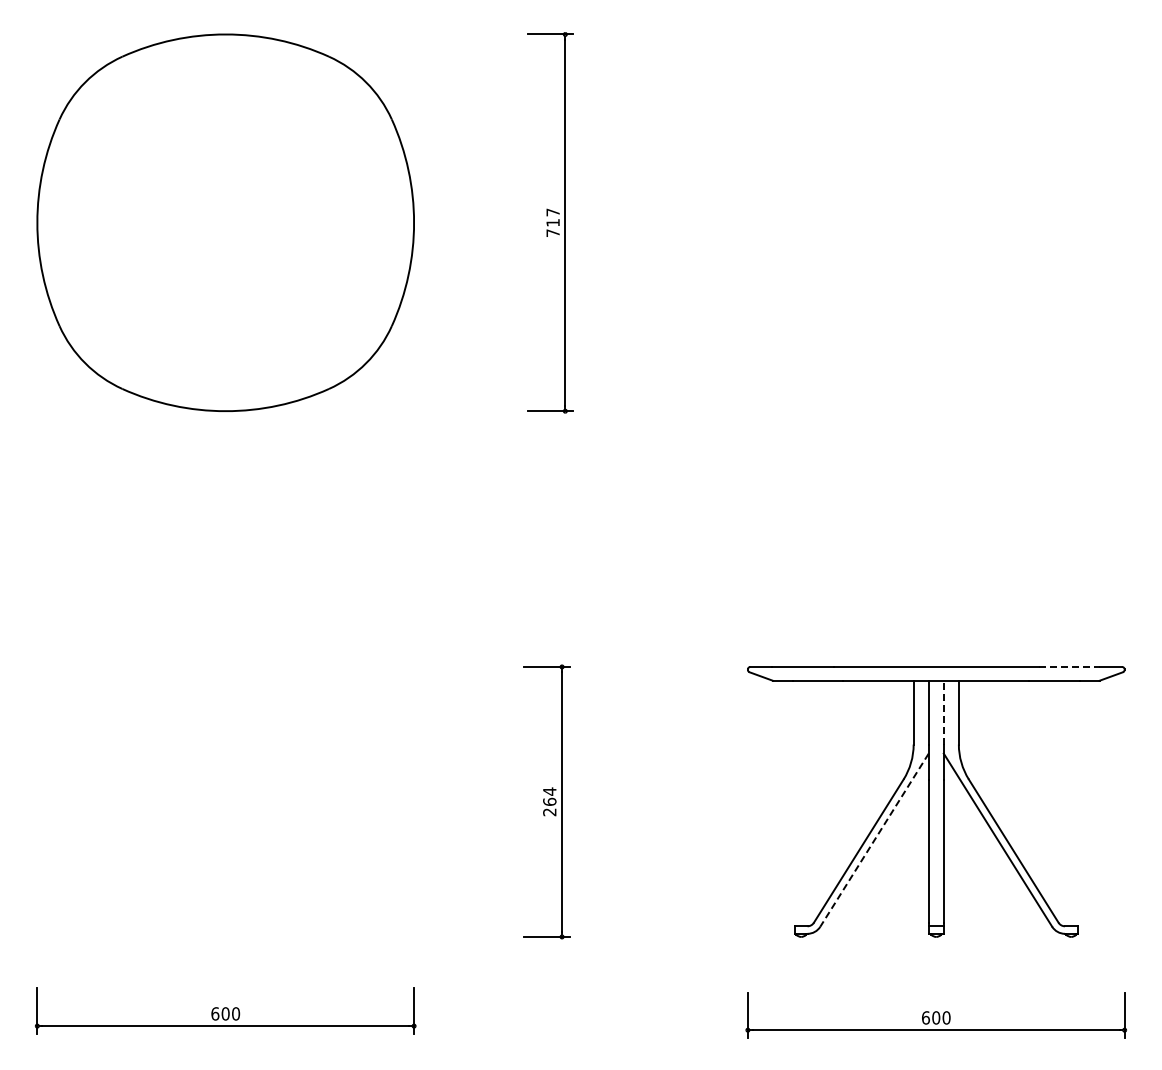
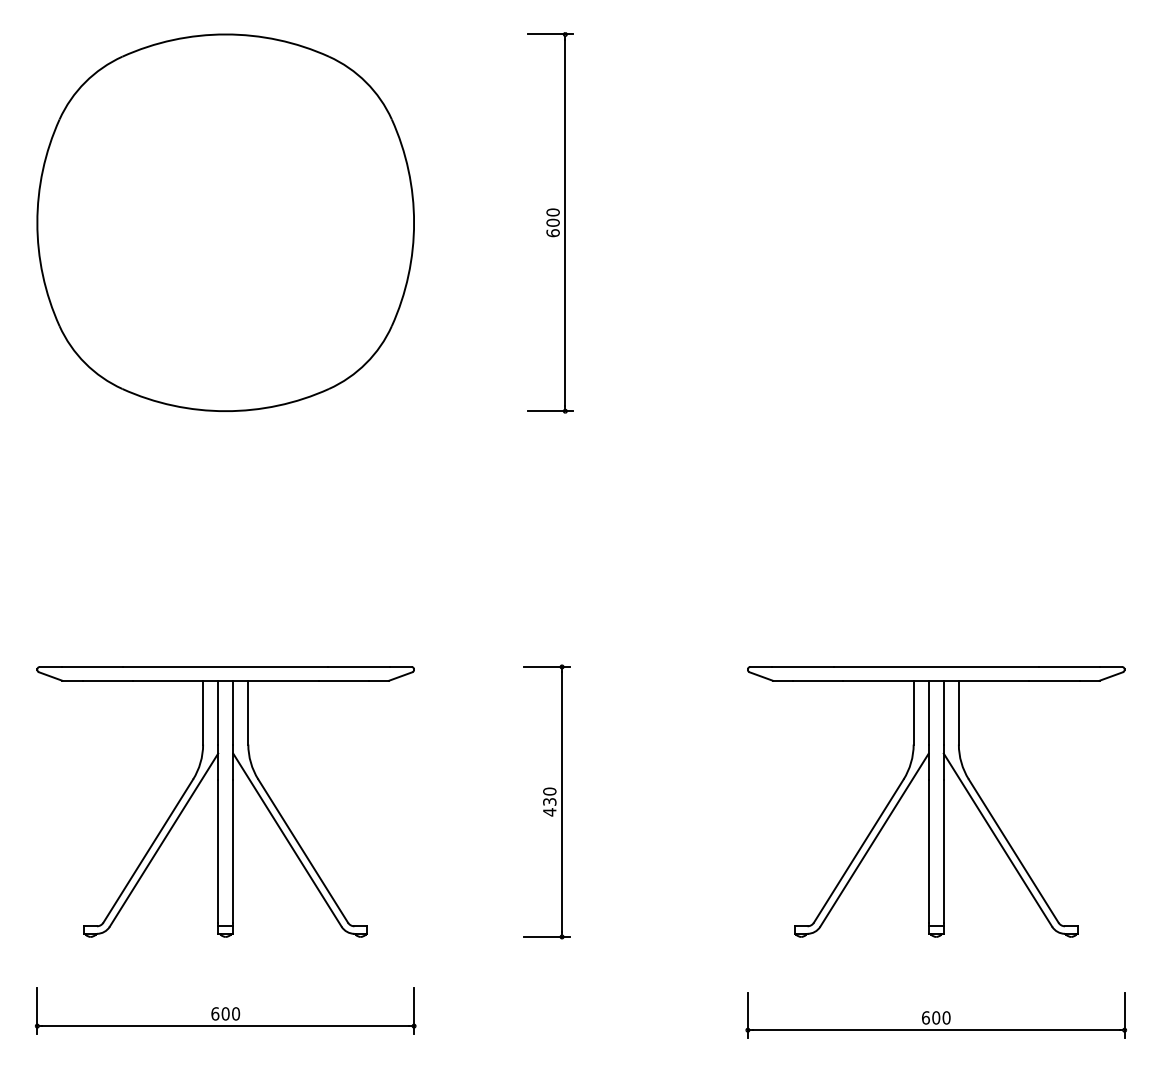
text: 717 -> 600 (552, 222)
line: dashed -> solid (1069, 666)
line: dashed -> solid (943, 712)
part: none -> present (225, 801)
text: 264 -> 430 (549, 801)
line: dashed -> solid (874, 840)
